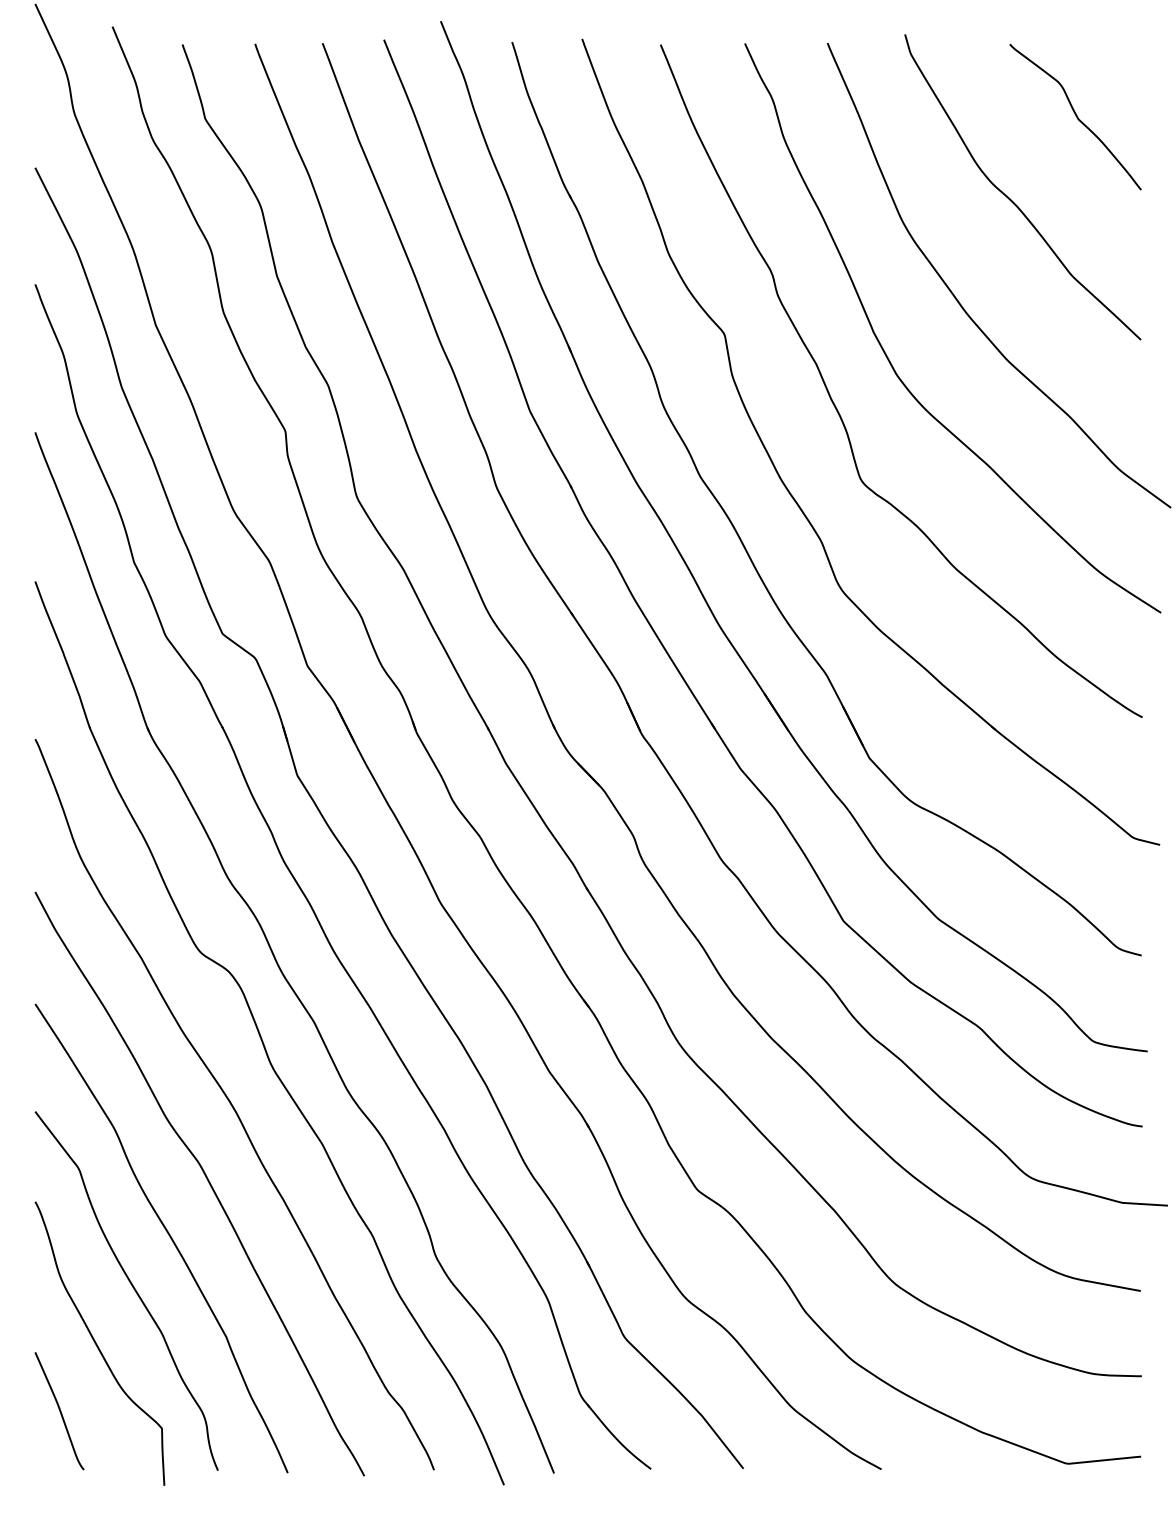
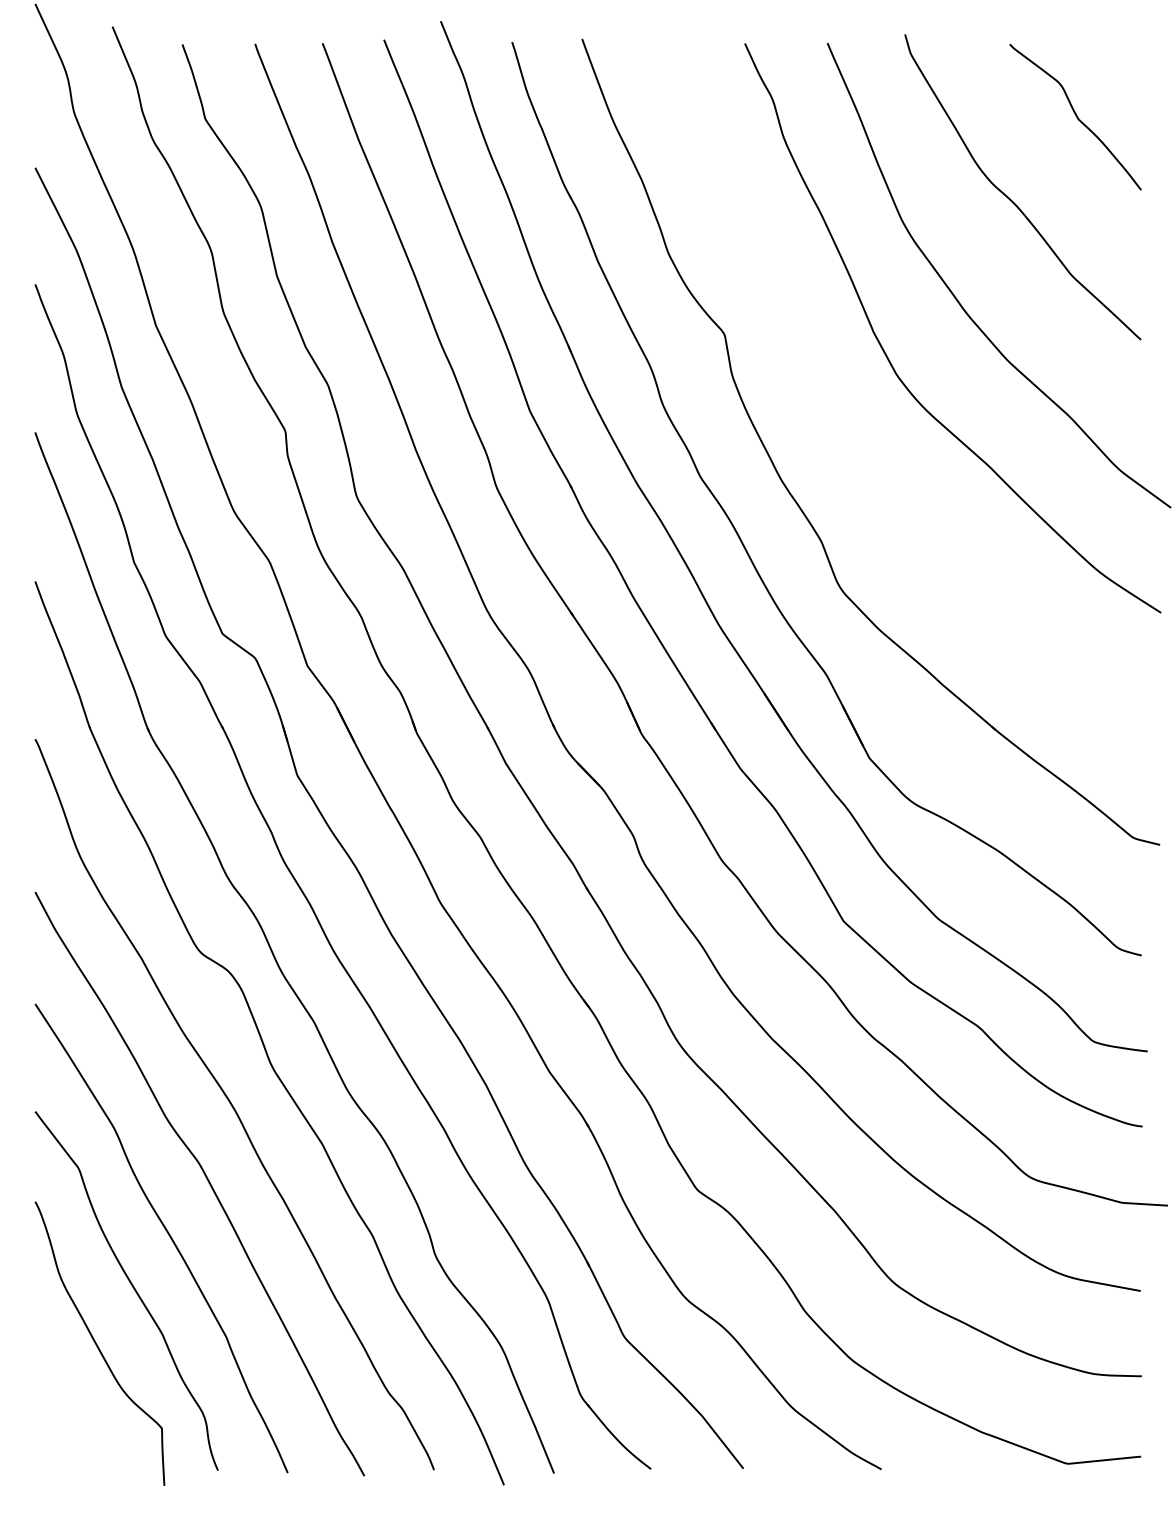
curve: present -> none (839, 412)
curve: present -> none (59, 1411)
